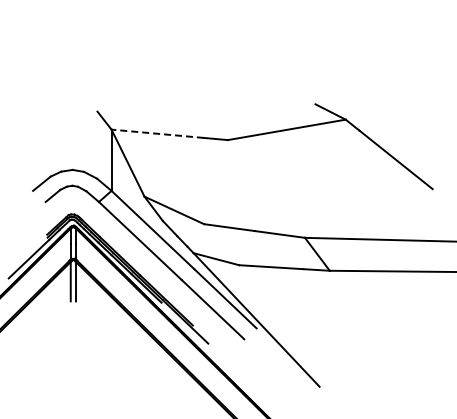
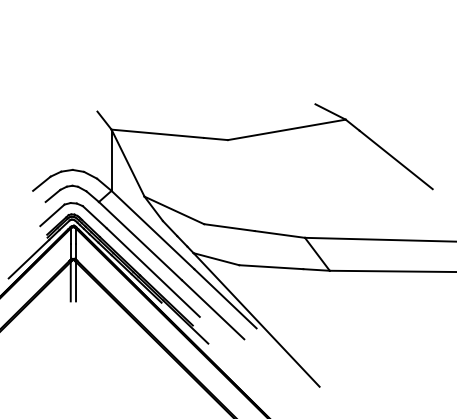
line: dashed -> solid (157, 133)
part: none -> present (128, 250)
